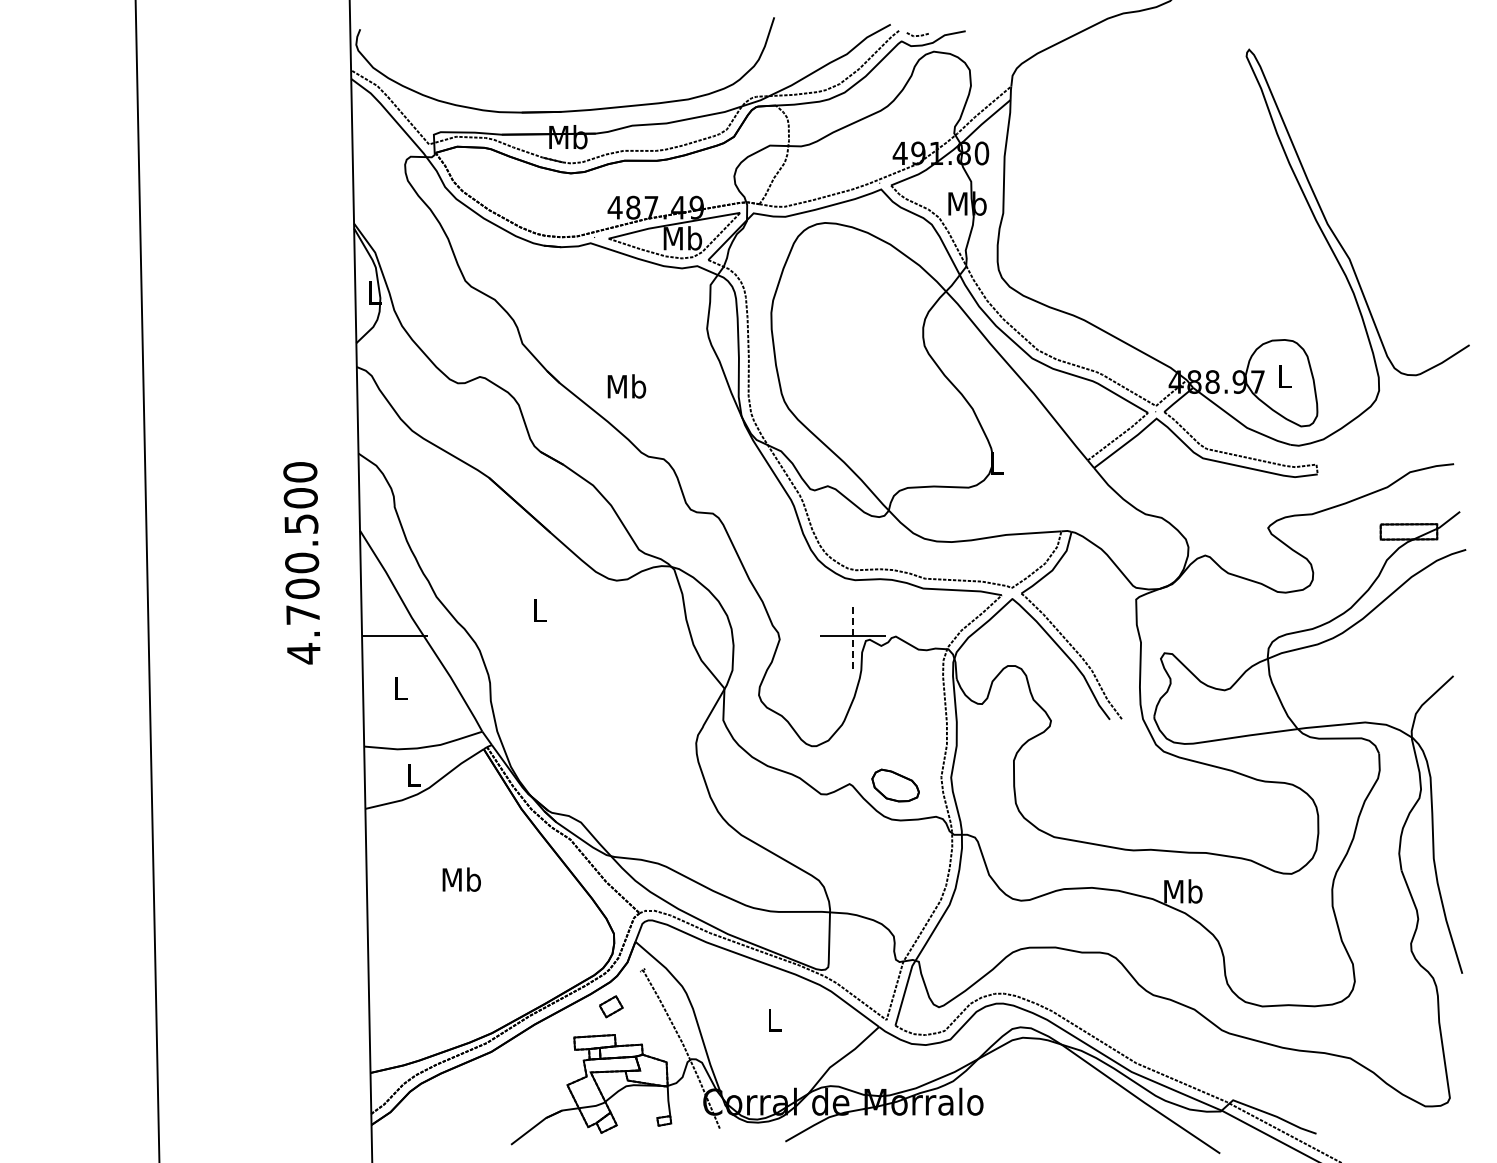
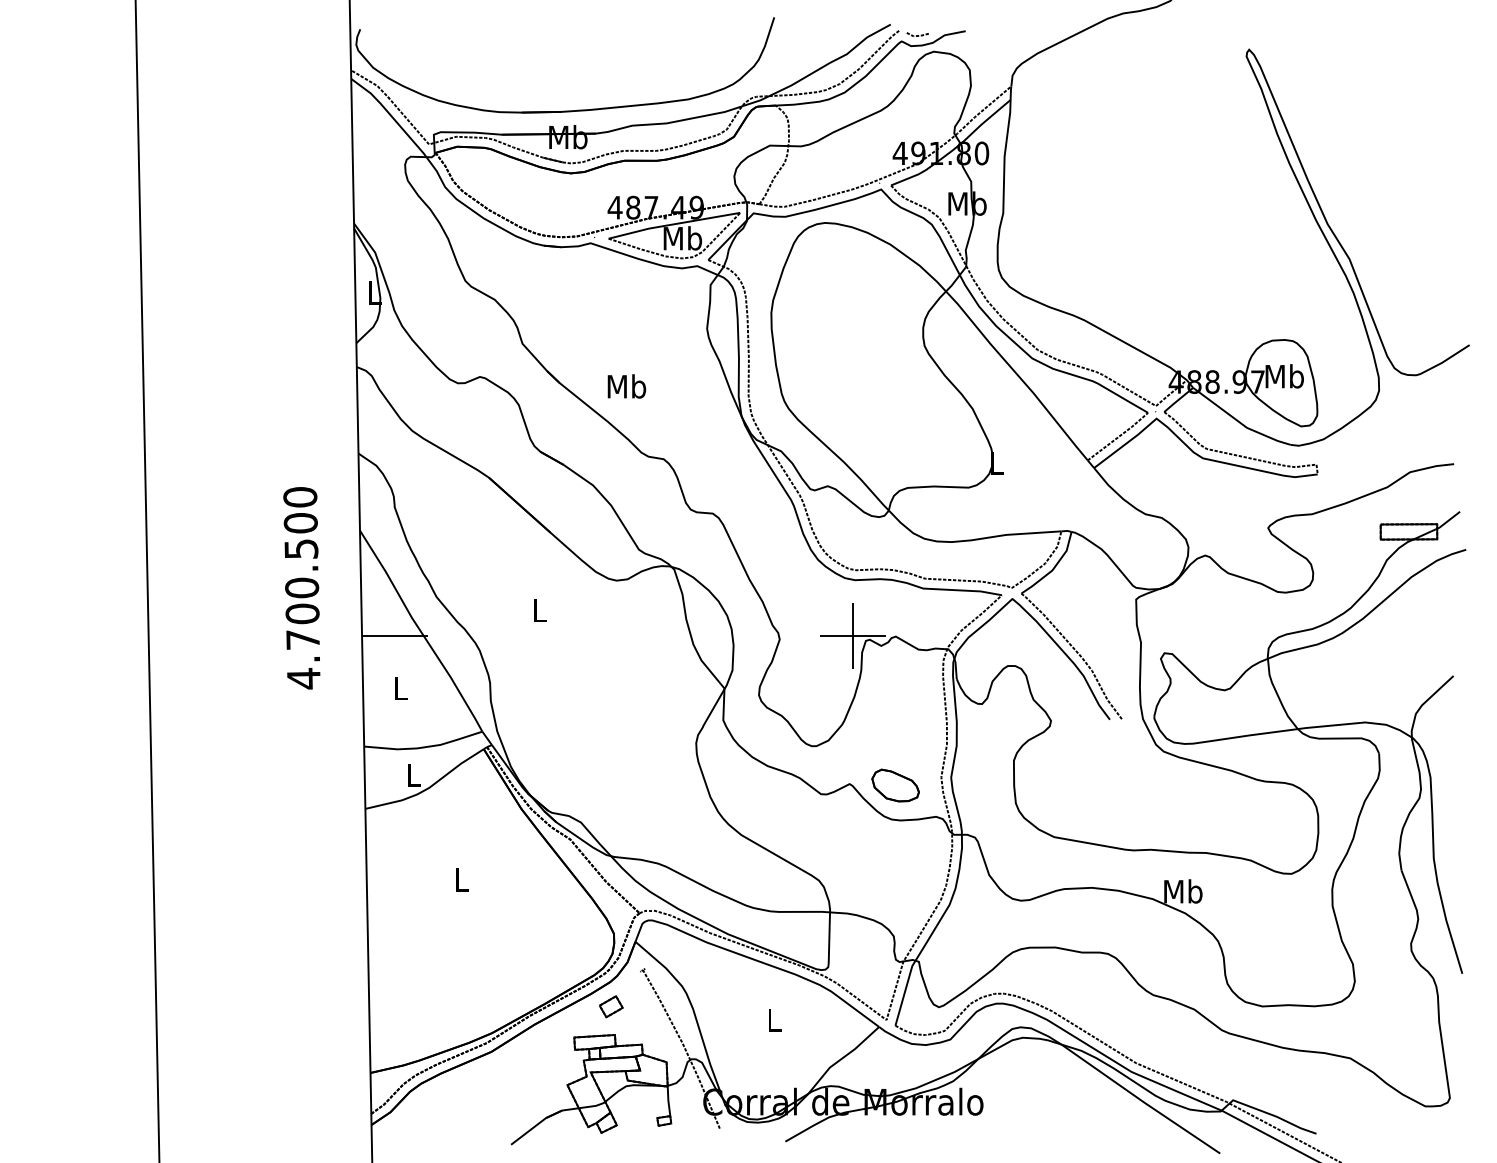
text: L -> Mb (1284, 376)
text position: (301, 563) -> (301, 588) (301, 588)
line: dashed -> solid (853, 635)
text: Mb -> L (461, 879)
